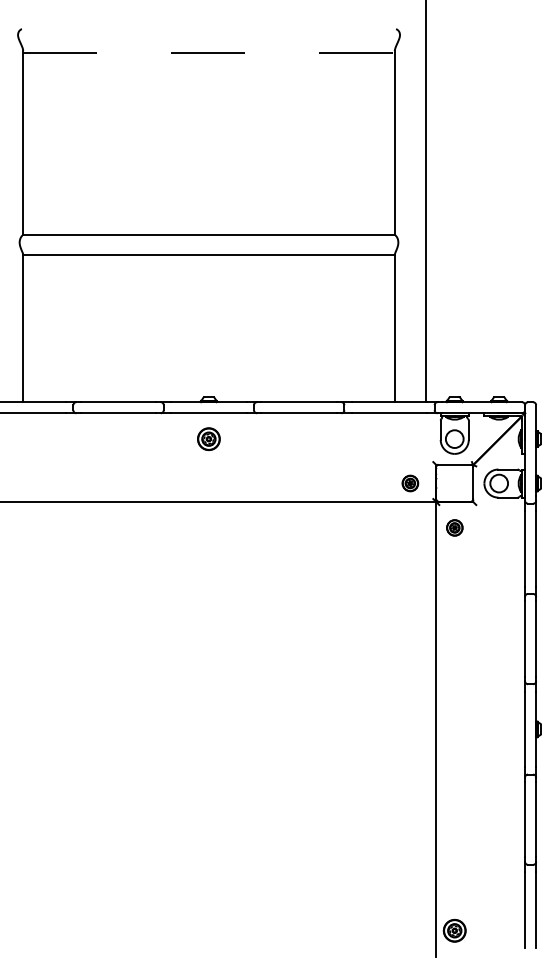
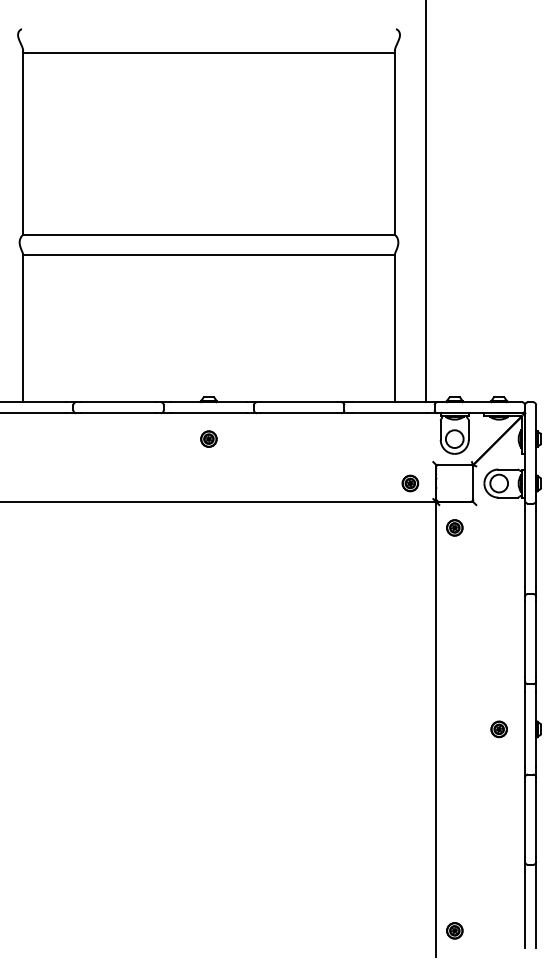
line: dashed -> solid (209, 52)
part size: 24x25 px -> 18x18 px (208, 438)
part: none -> present (498, 729)
part size: 25x24 px -> 18x18 px (454, 930)
